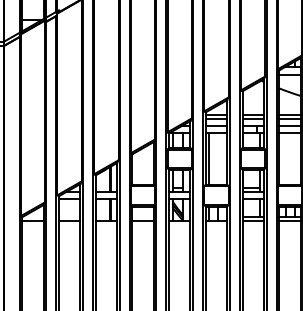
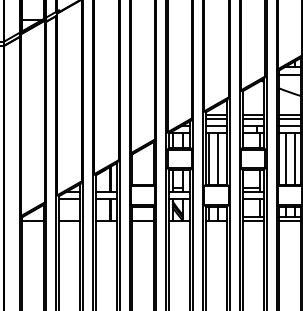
line: none -> present (217, 158)
line: none -> present (285, 158)
line: none -> present (294, 158)
